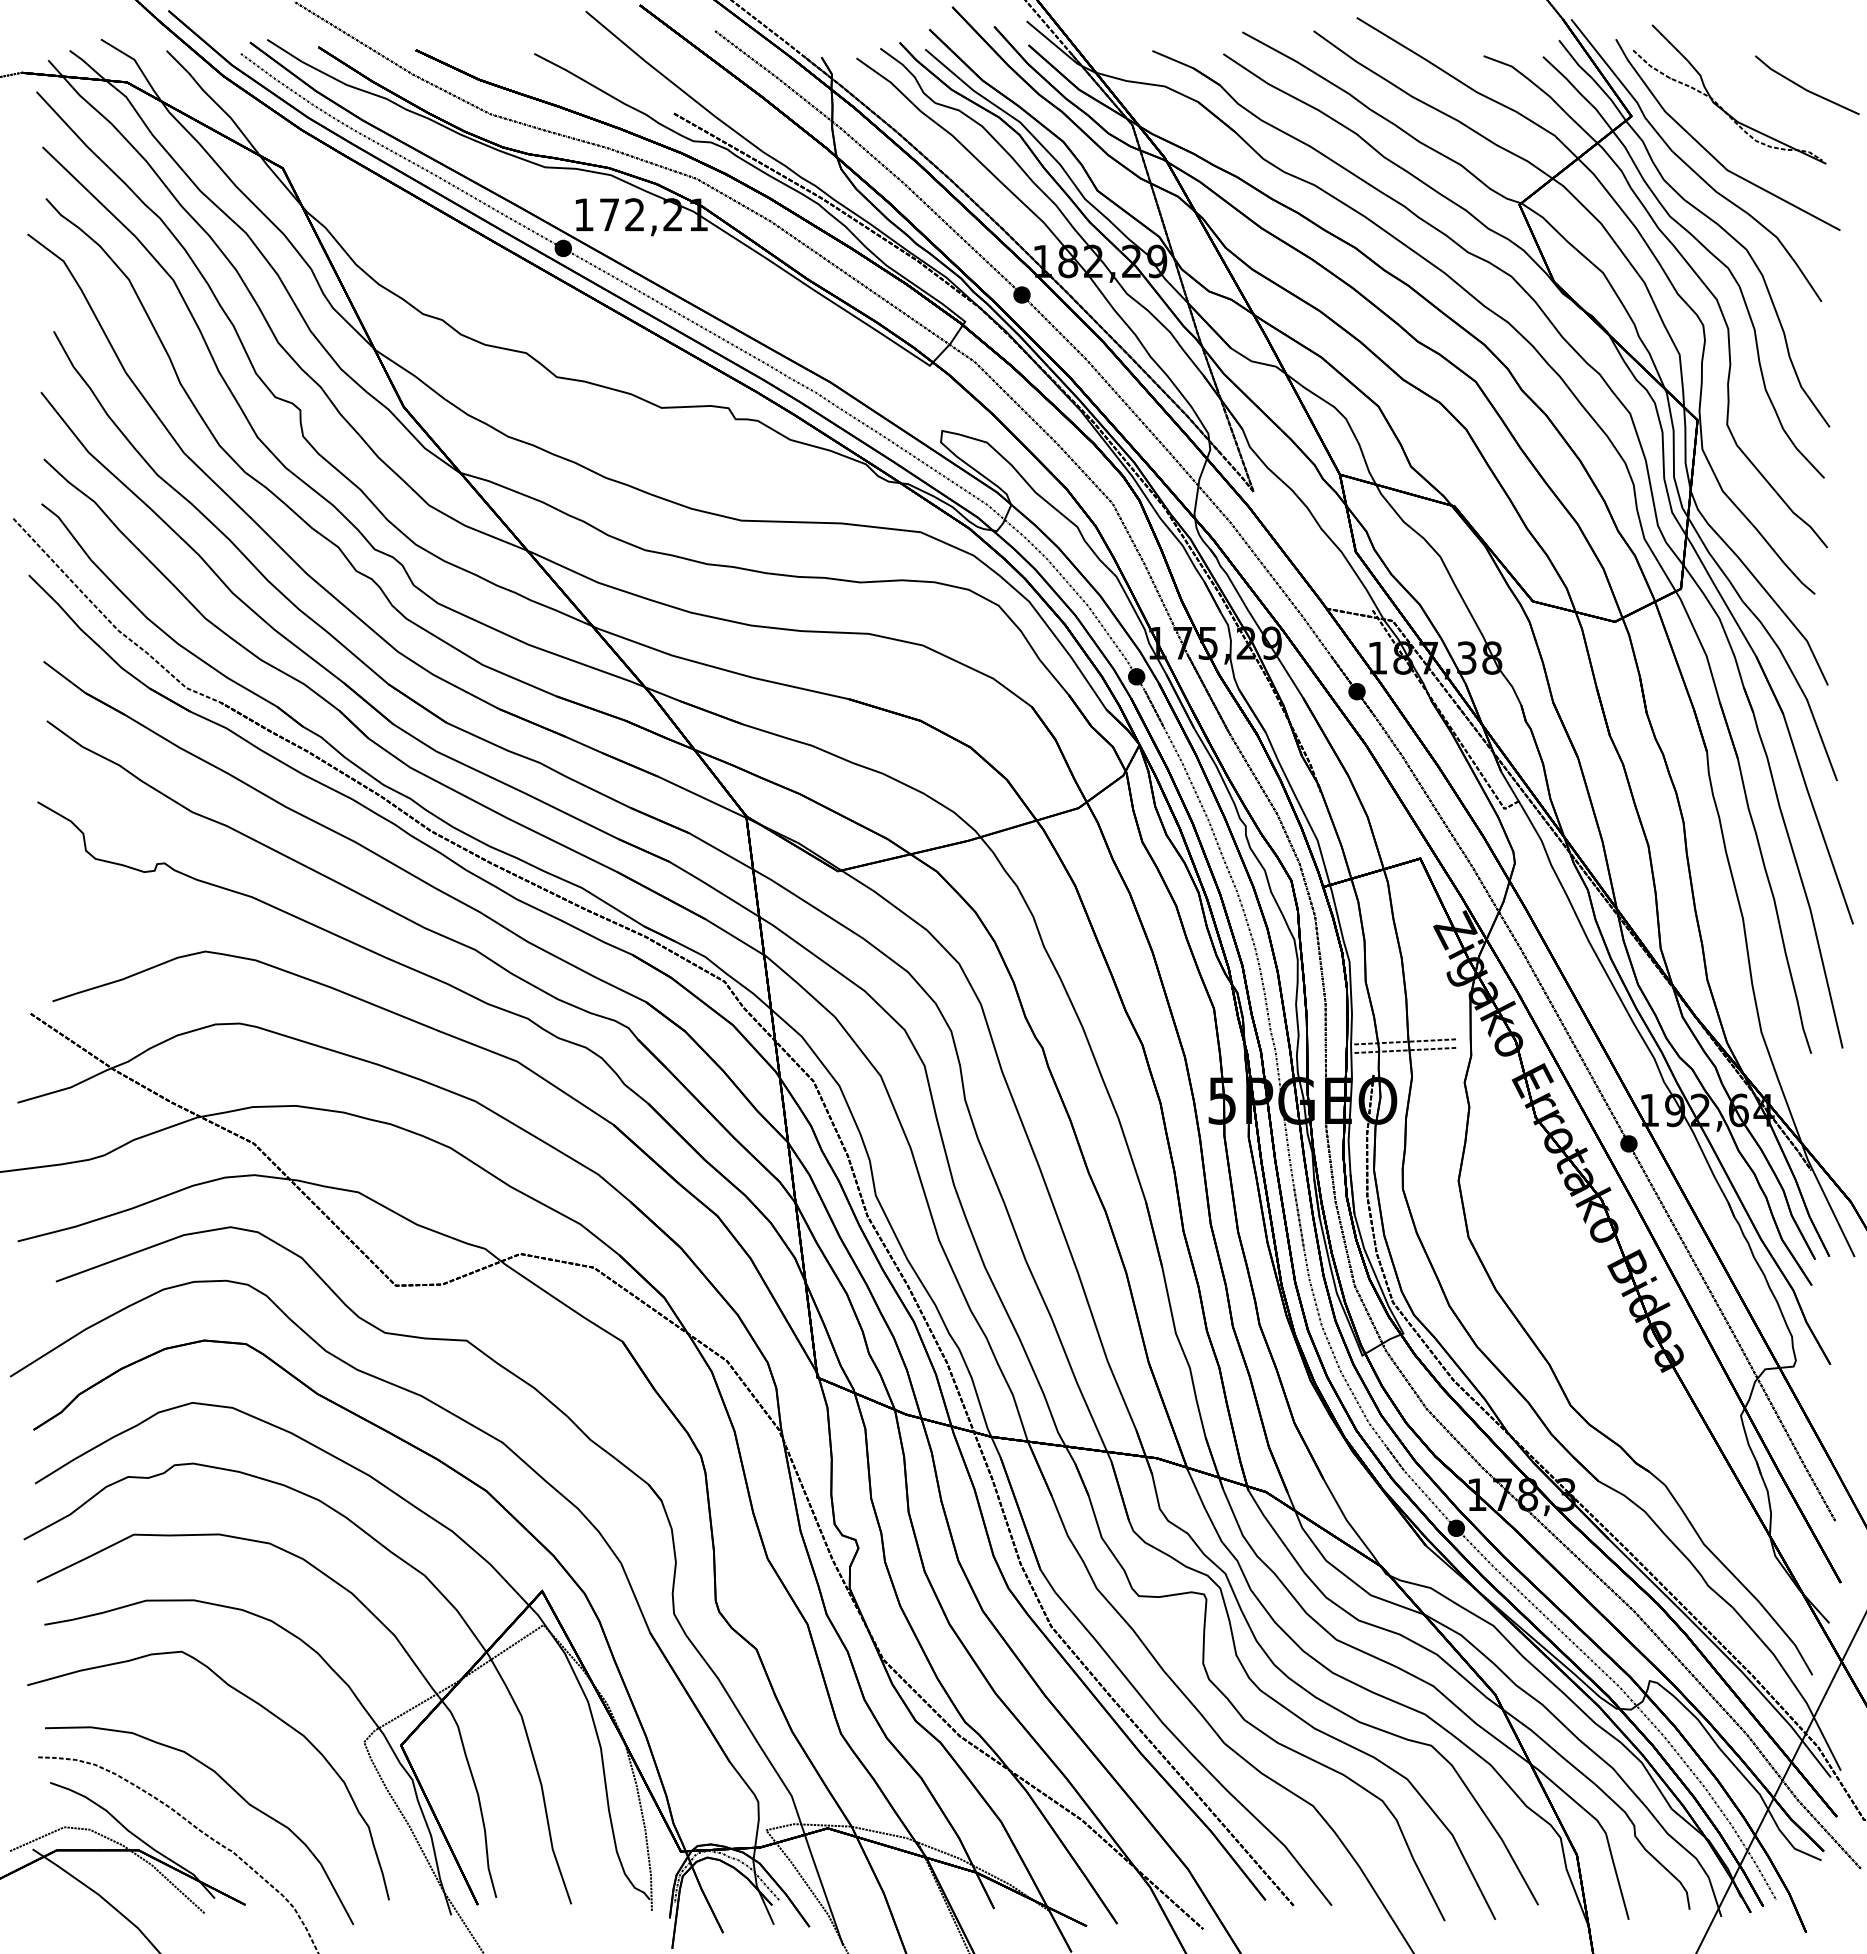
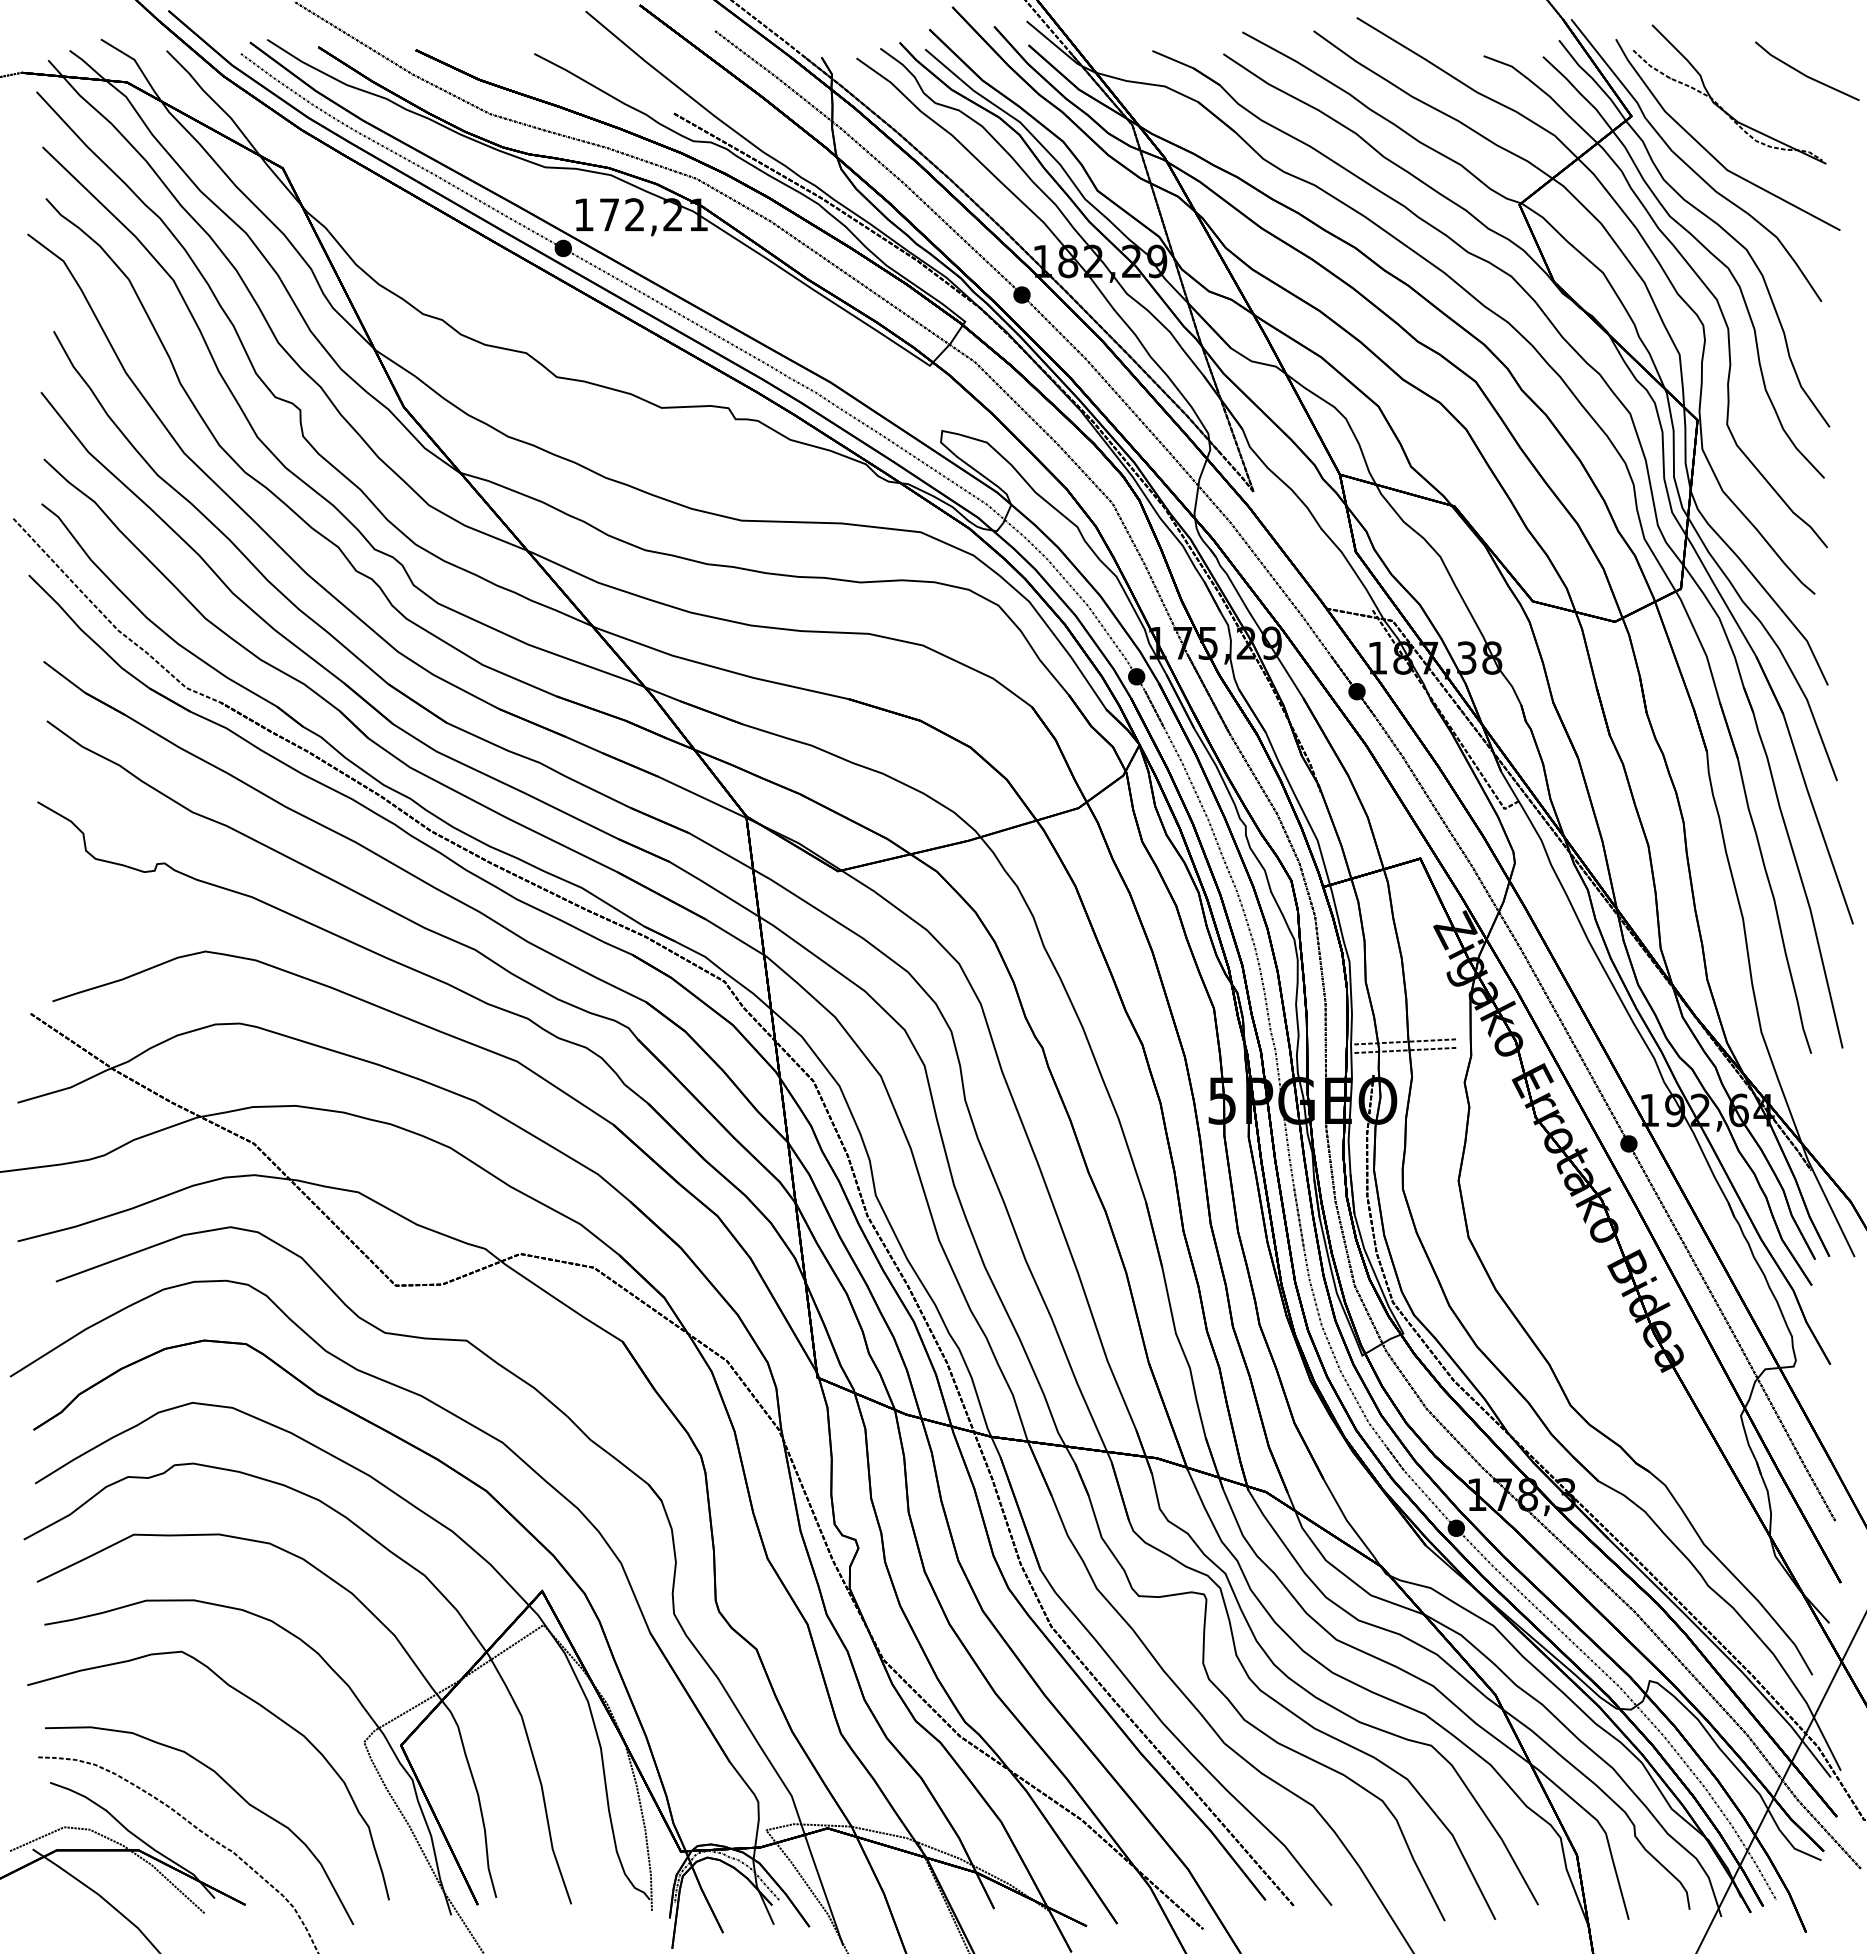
line position: (1804, 87) -> (1804, 73) (1804, 73)
